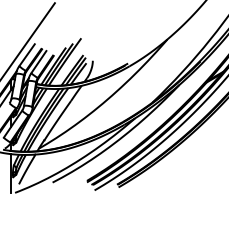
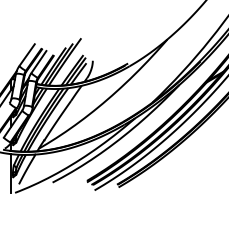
line: present -> none (28, 40)
